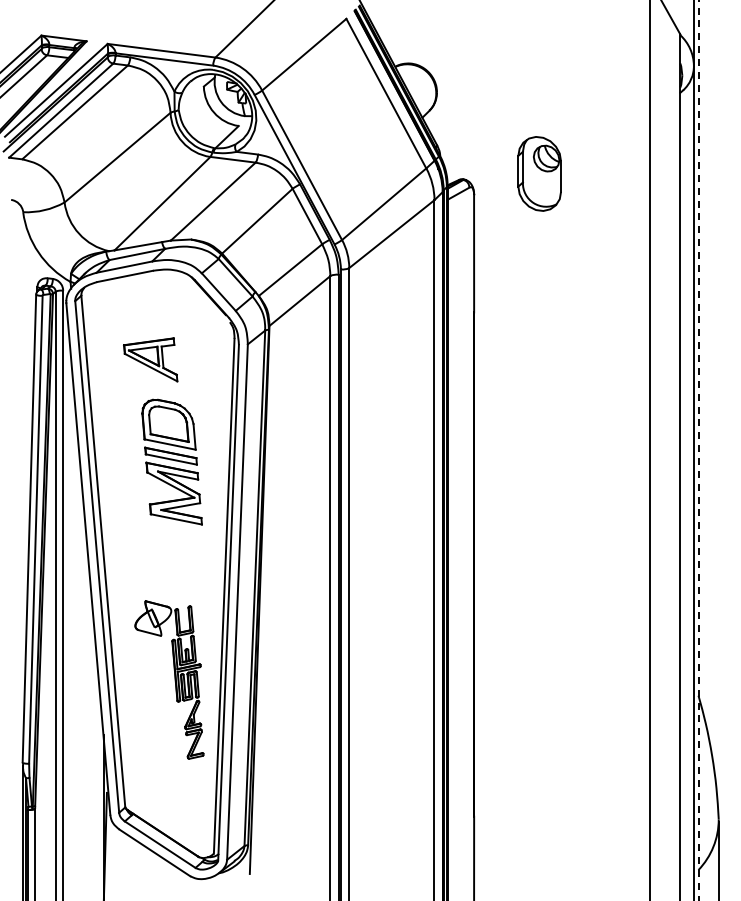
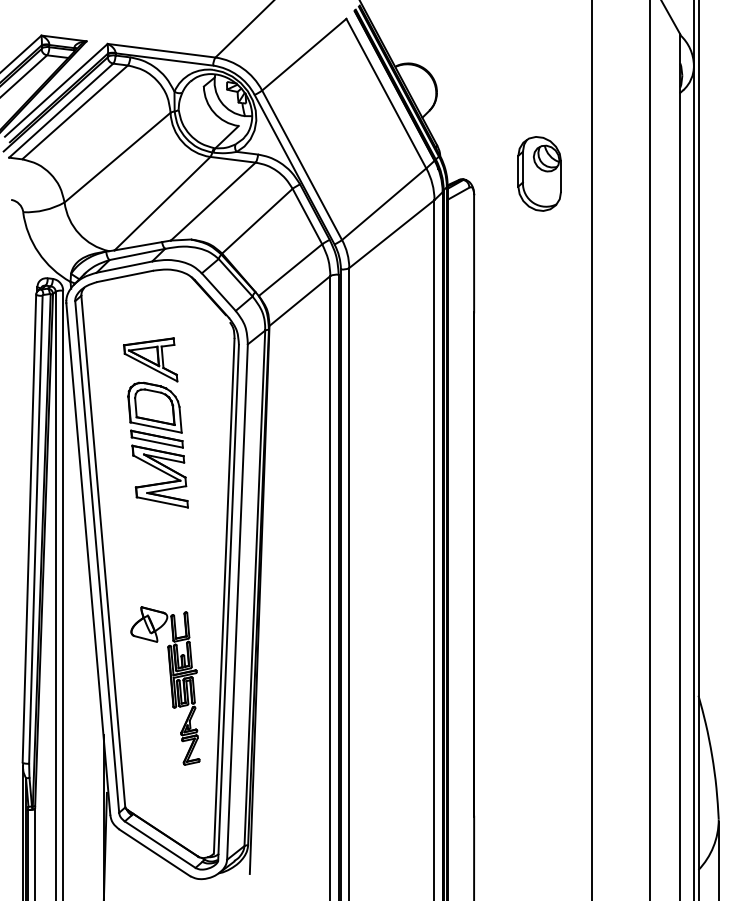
line: none -> present (591, 449)
line: dashed -> solid (698, 450)
part position: (171, 461) -> (157, 444) (157, 444)
part position: (169, 679) -> (165, 685) (165, 685)
